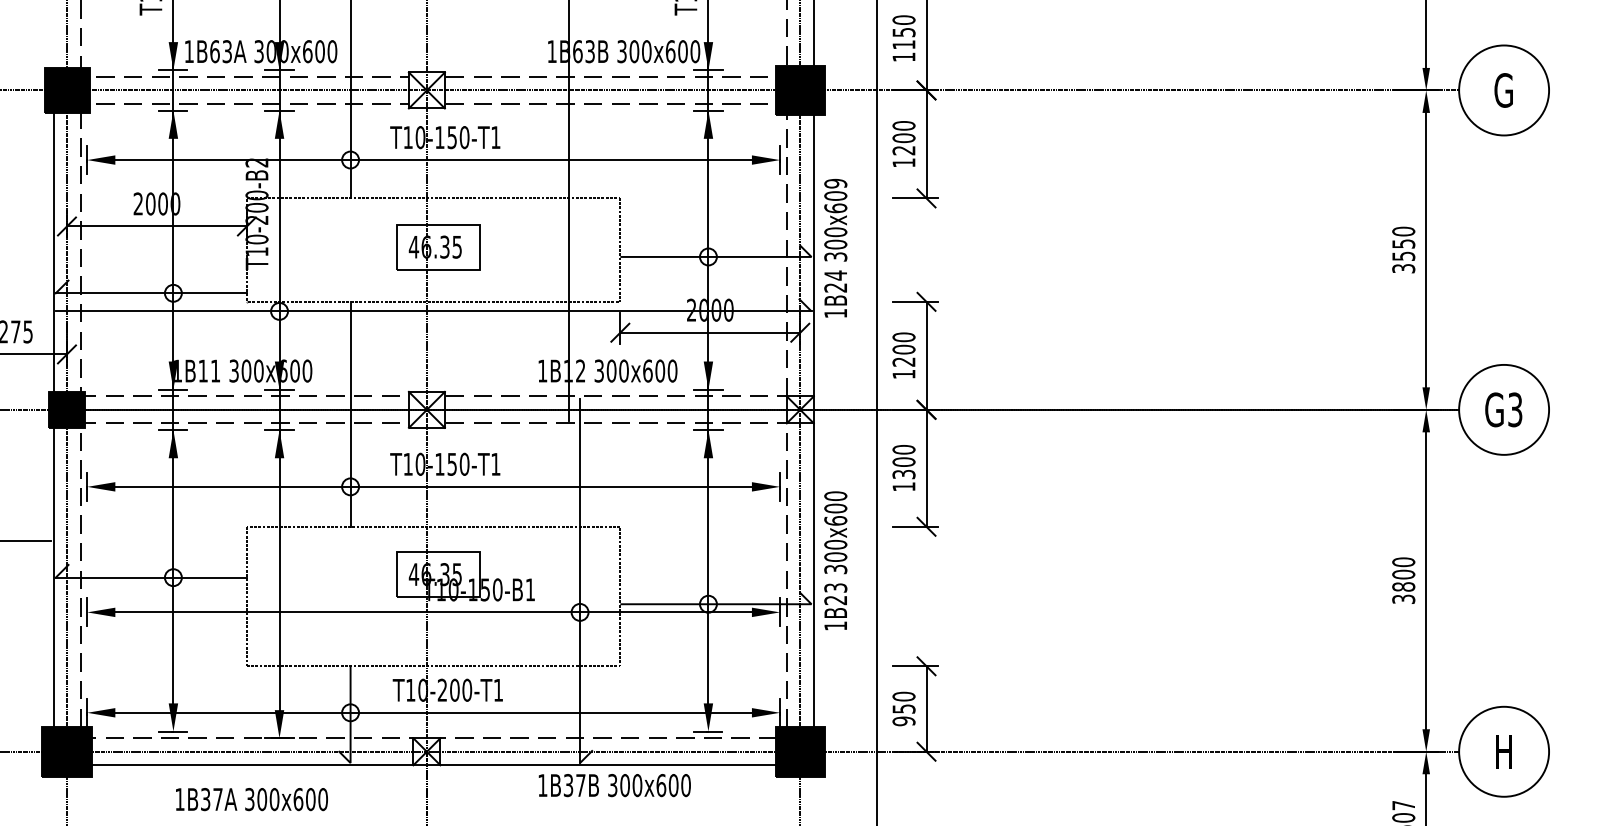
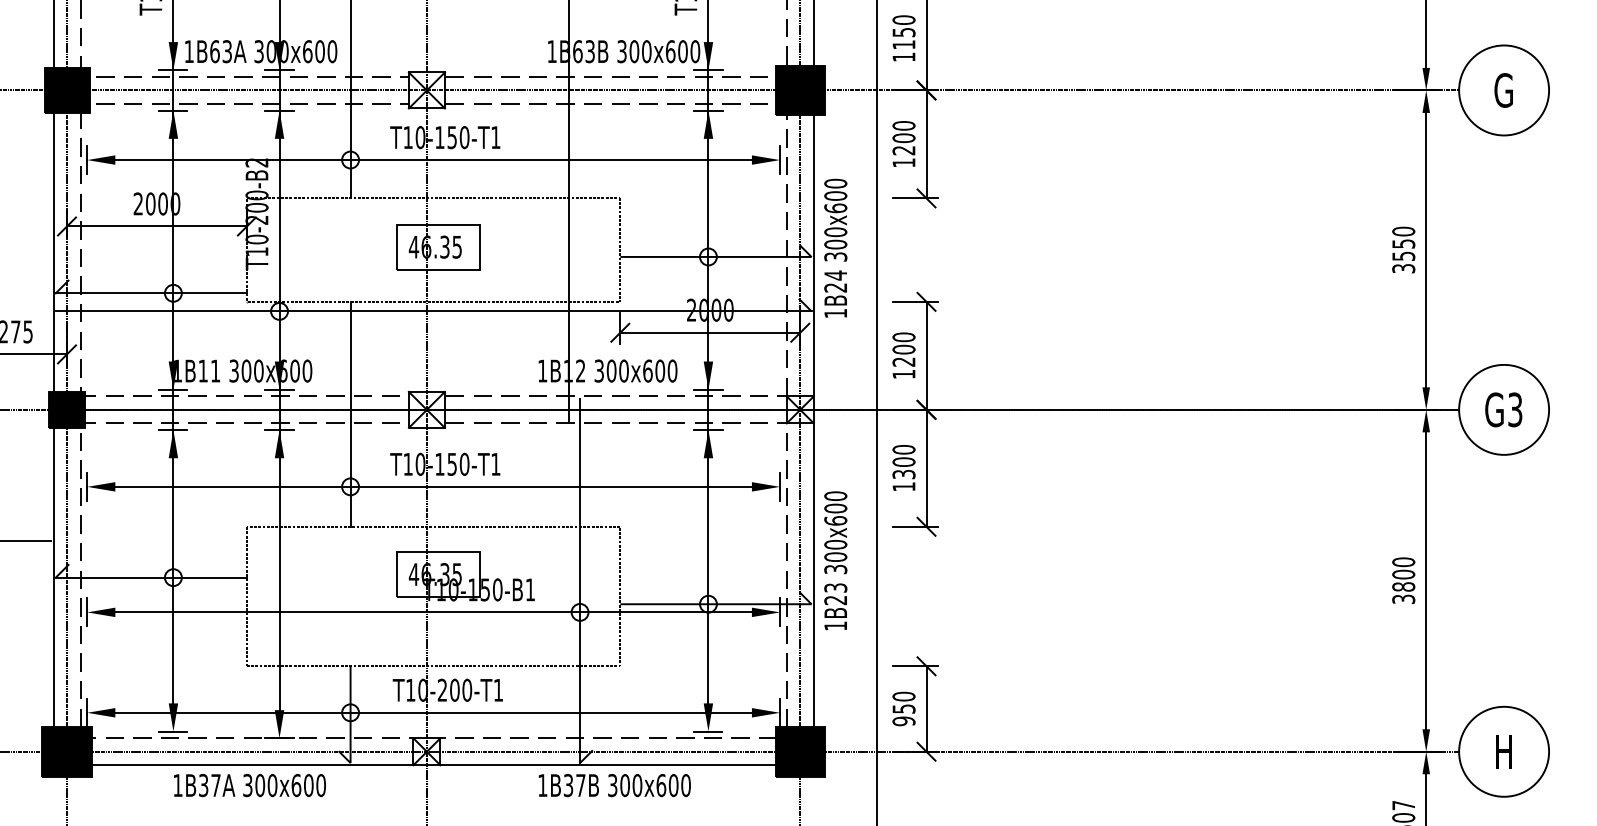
line: none -> present (53, 34)
text: 300x609 -> 300x600 (835, 183)
text position: (251, 799) -> (249, 785) (249, 785)
